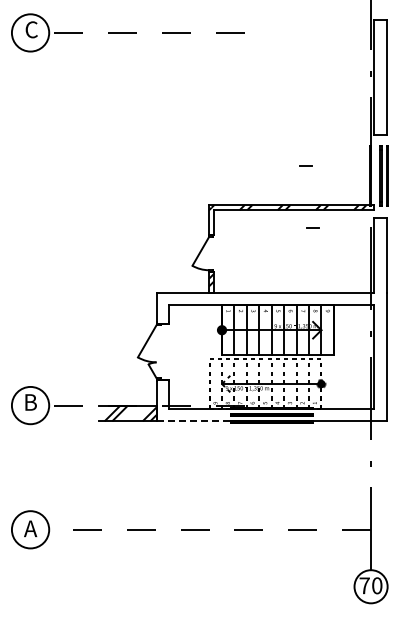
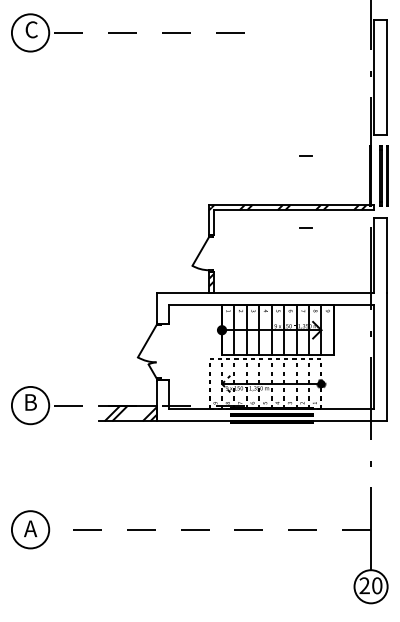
line position: (305, 165) -> (305, 155) (305, 155)
line position: (312, 227) -> (305, 227) (305, 227)
line: dashed -> solid (193, 421)
text: 70 -> 20 (364, 585)
